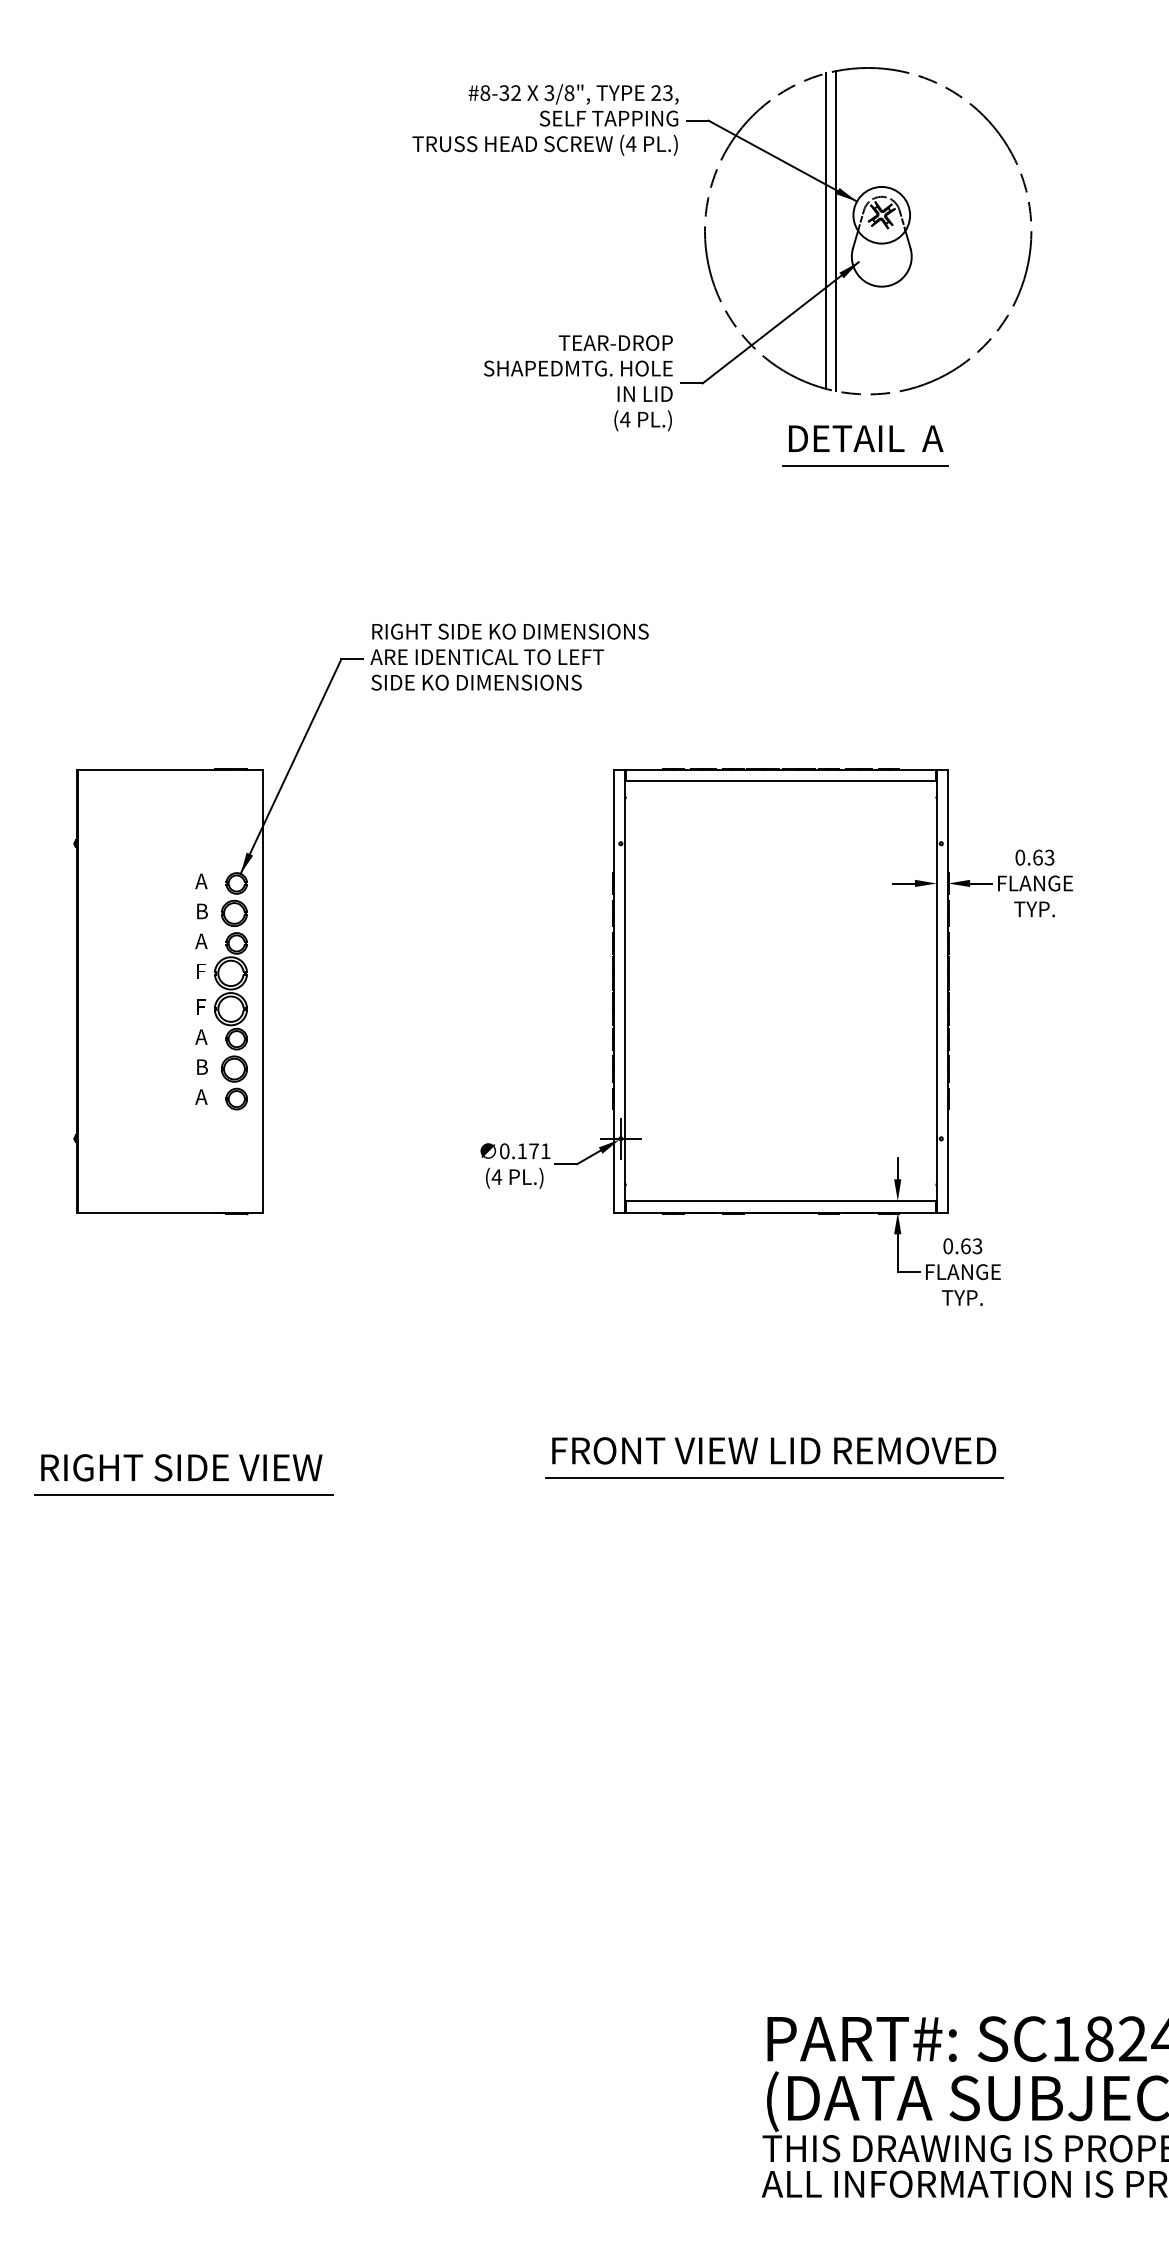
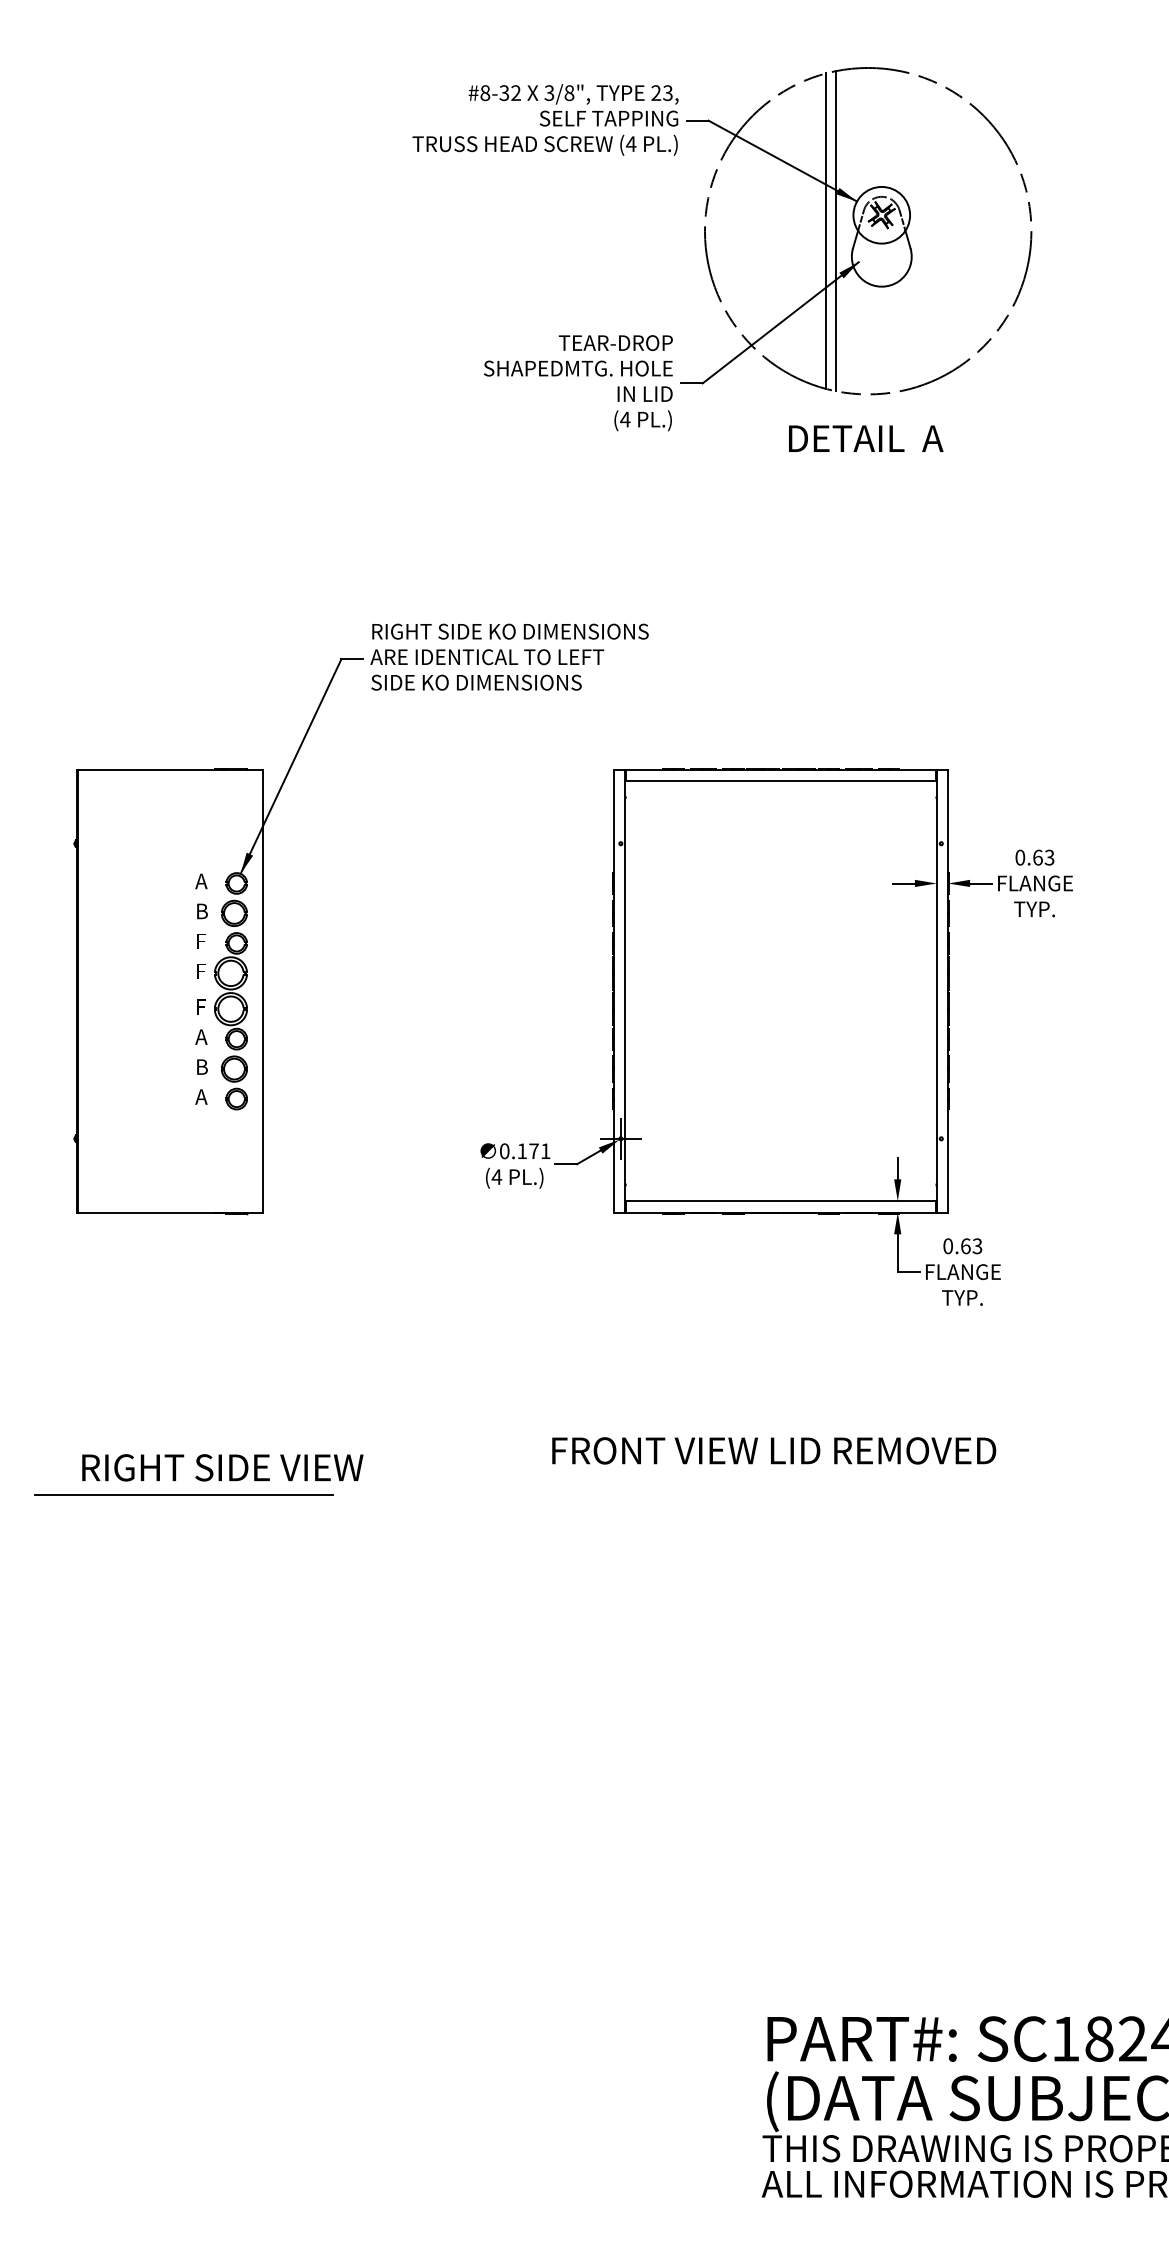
line: present -> none (864, 466)
text: A -> F (201, 941)
text position: (181, 1467) -> (222, 1467) (222, 1467)
line: present -> none (774, 1477)
